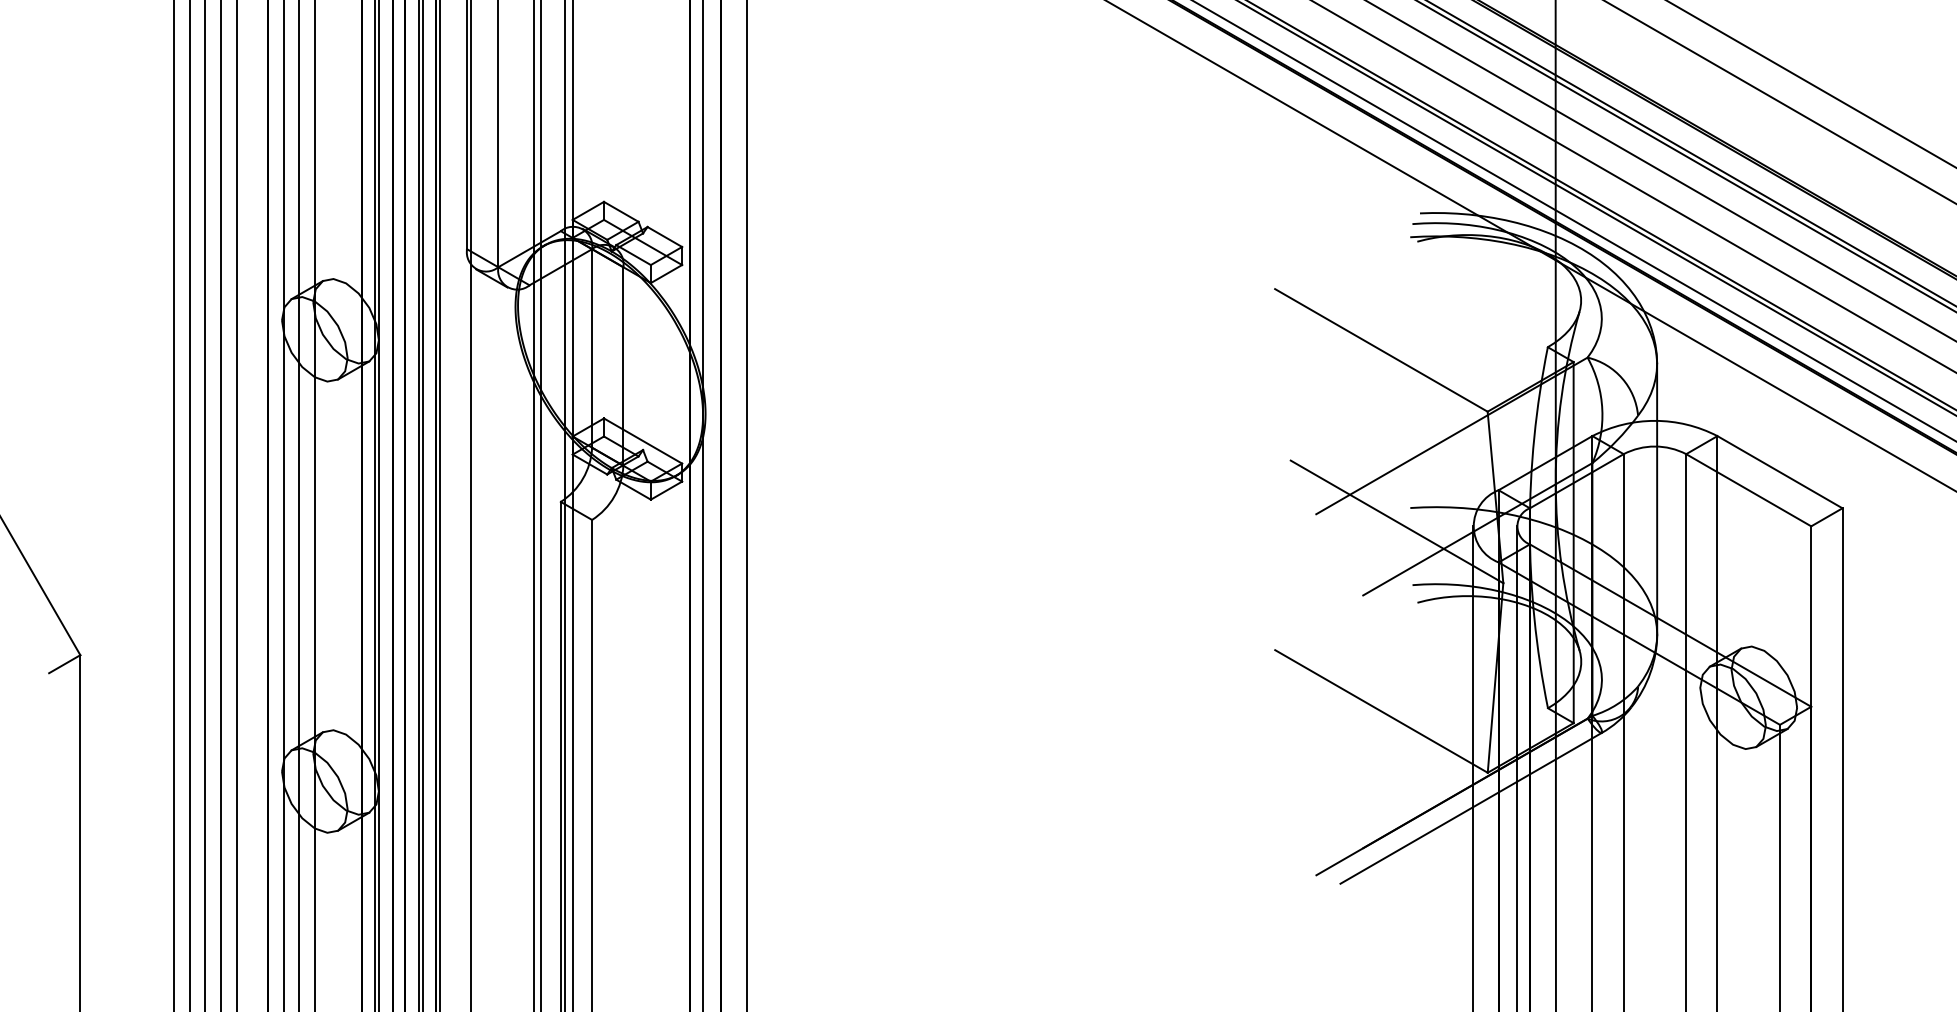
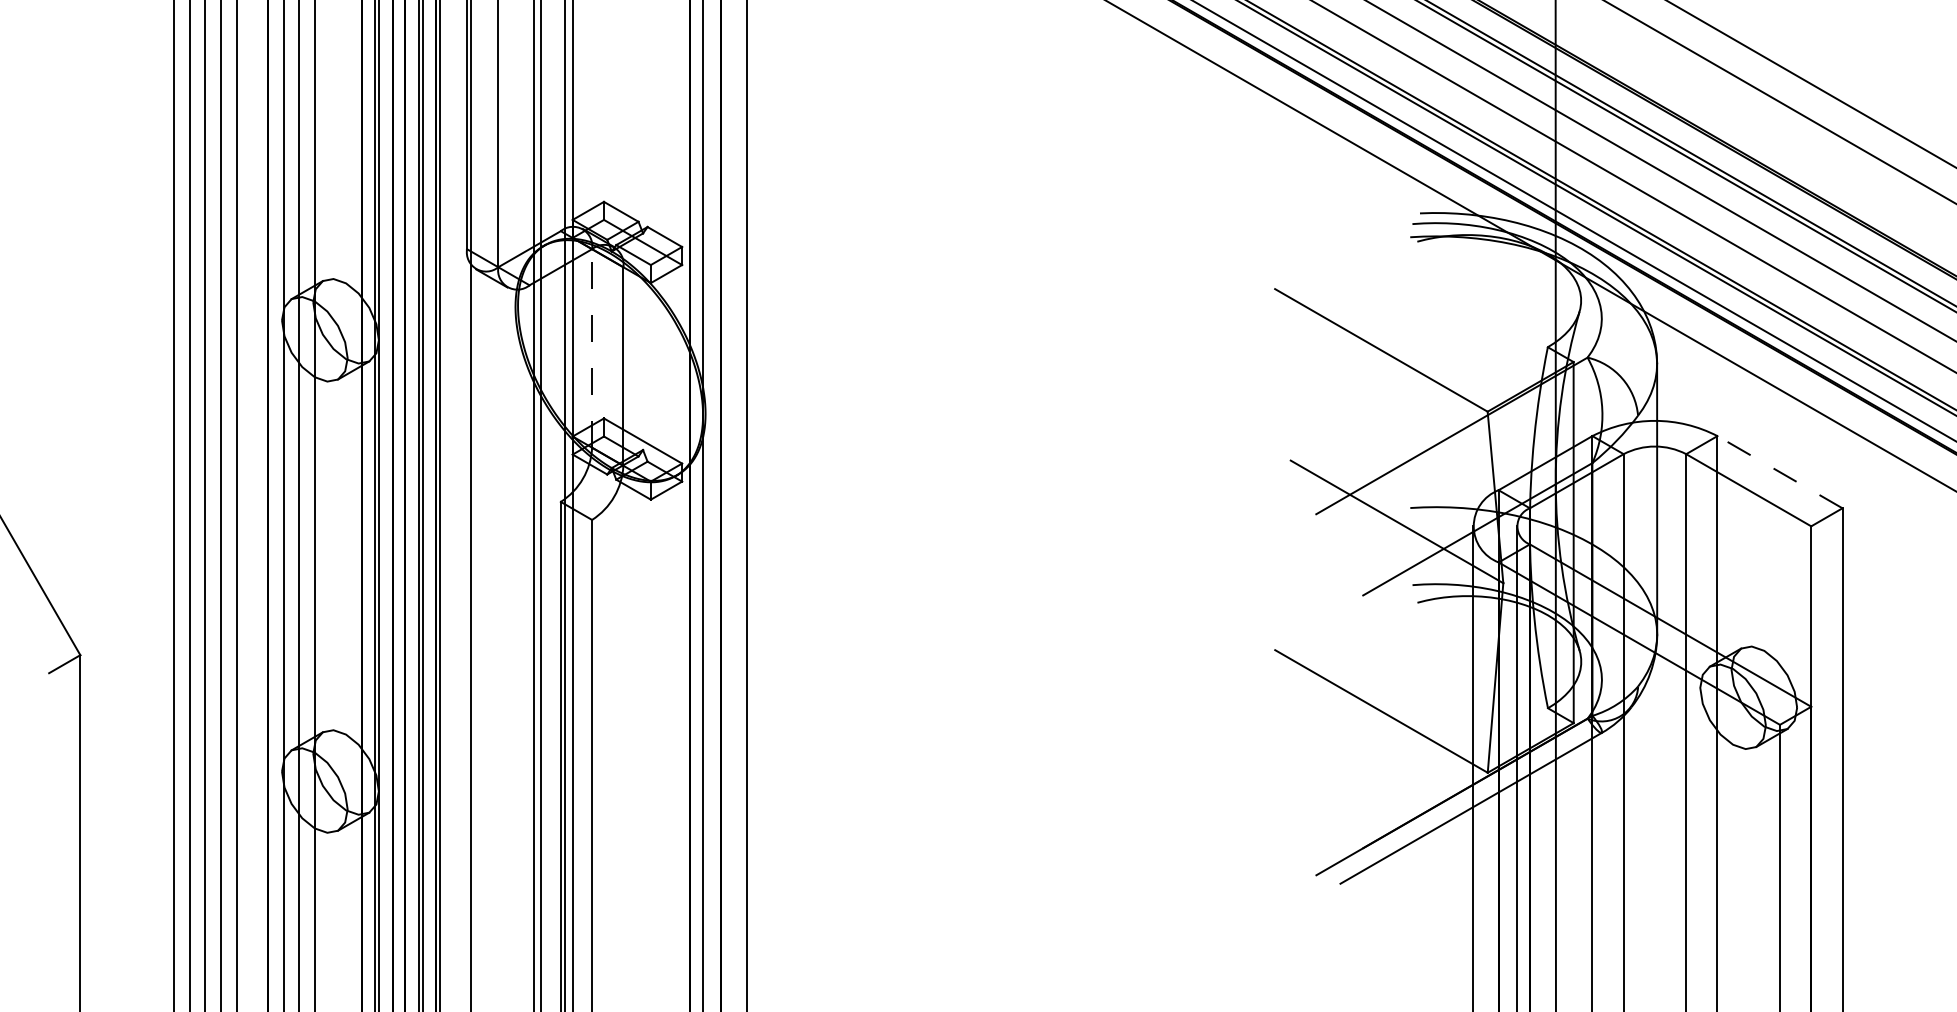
line: solid -> dashed (592, 347)
line: solid -> dashed (1779, 471)
